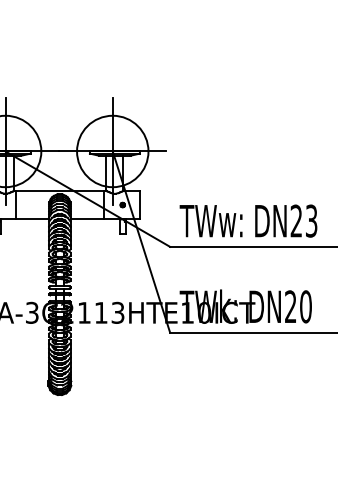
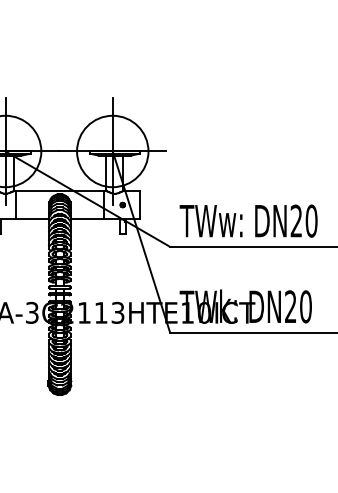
text: DN23 -> DN20 (311, 220)
